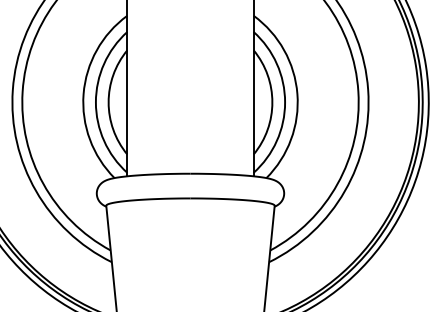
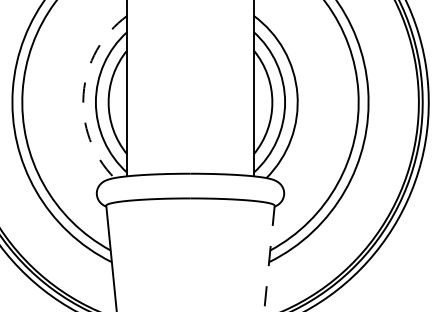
arc: solid -> dashed (83, 94)
line: solid -> dashed (269, 259)
